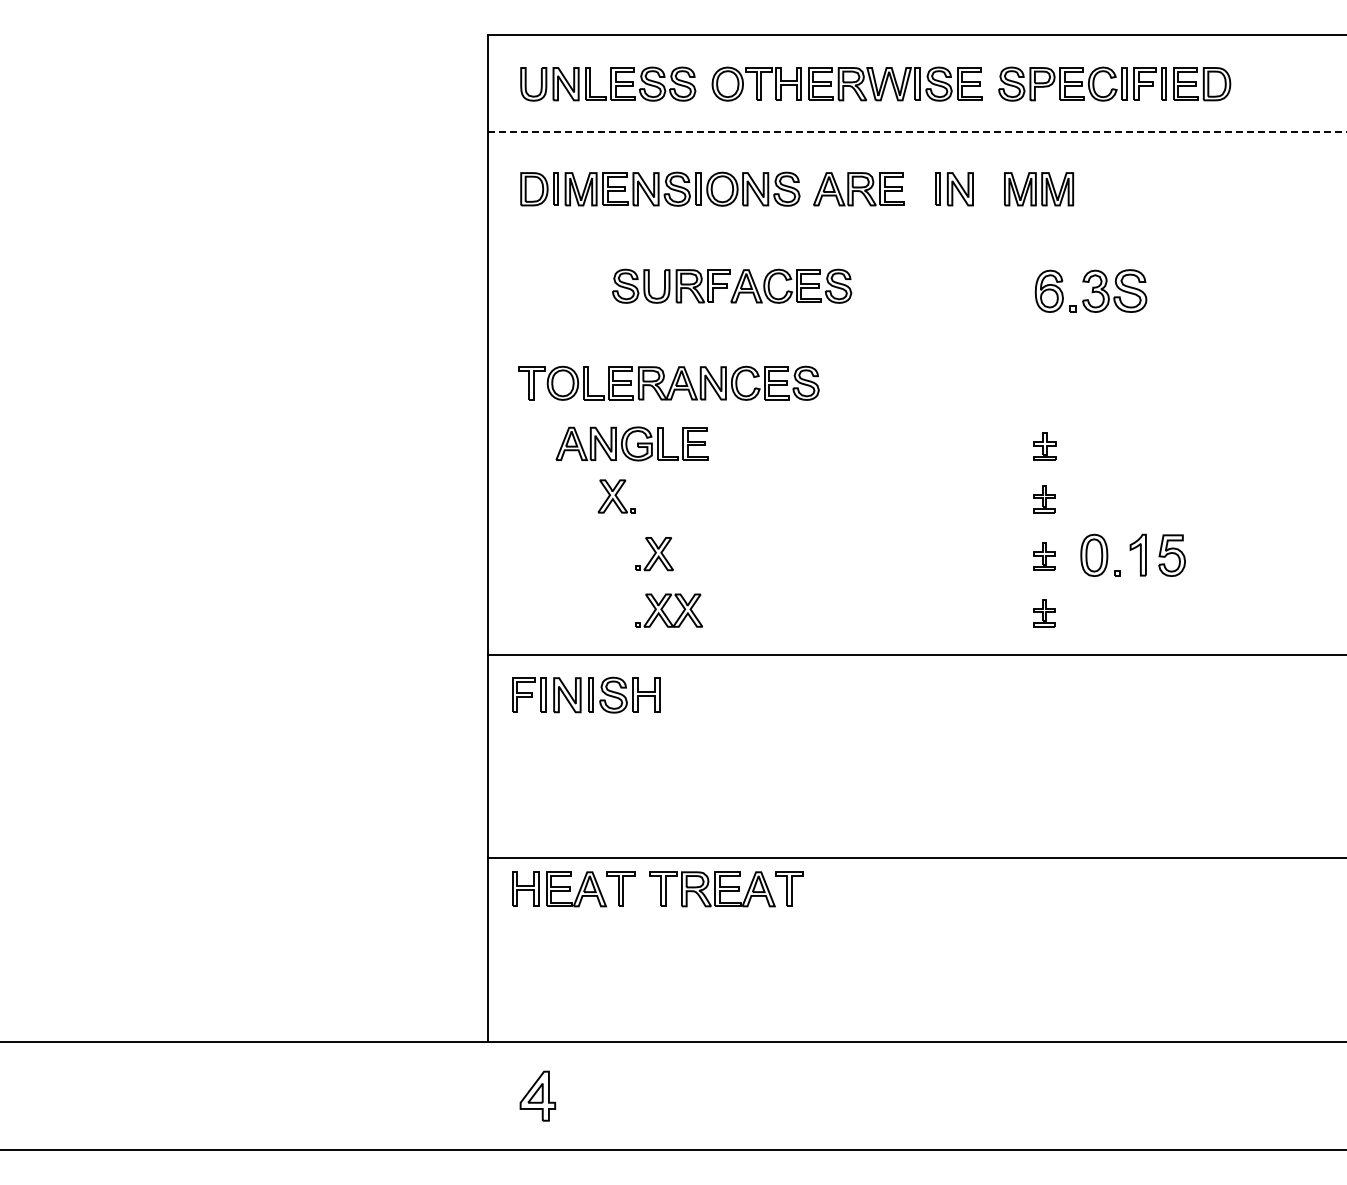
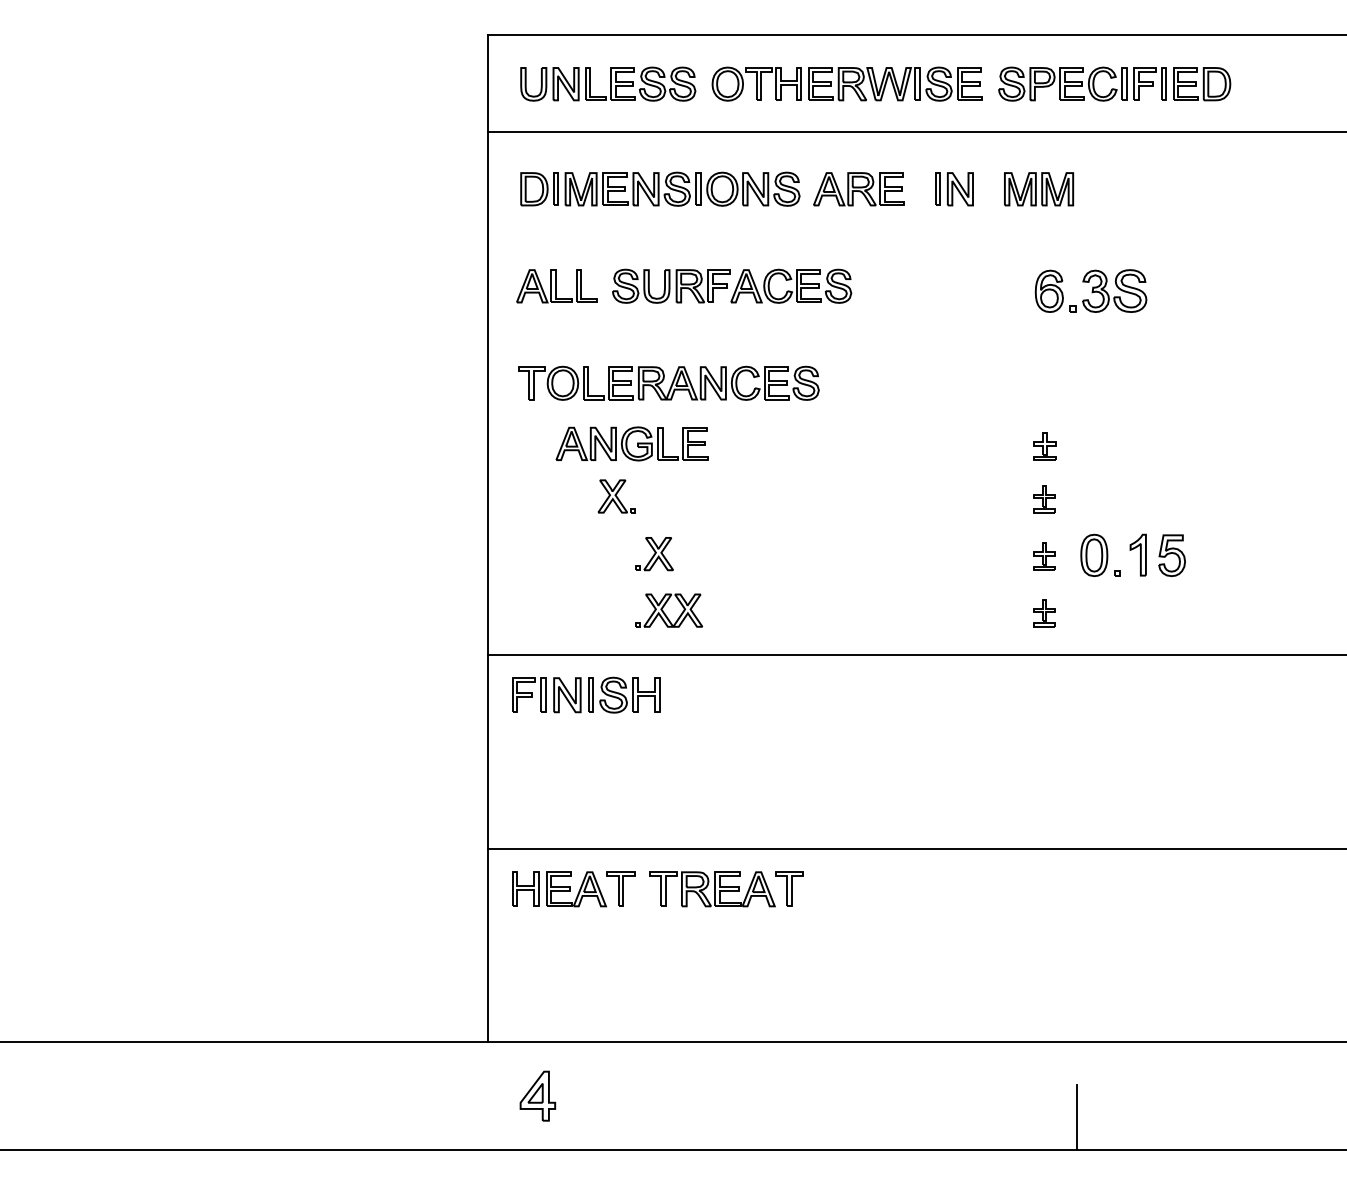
line: dashed -> solid (917, 132)
part: none -> present (556, 286)
line position: (915, 857) -> (915, 848) (915, 848)
line: none -> present (1077, 1117)
